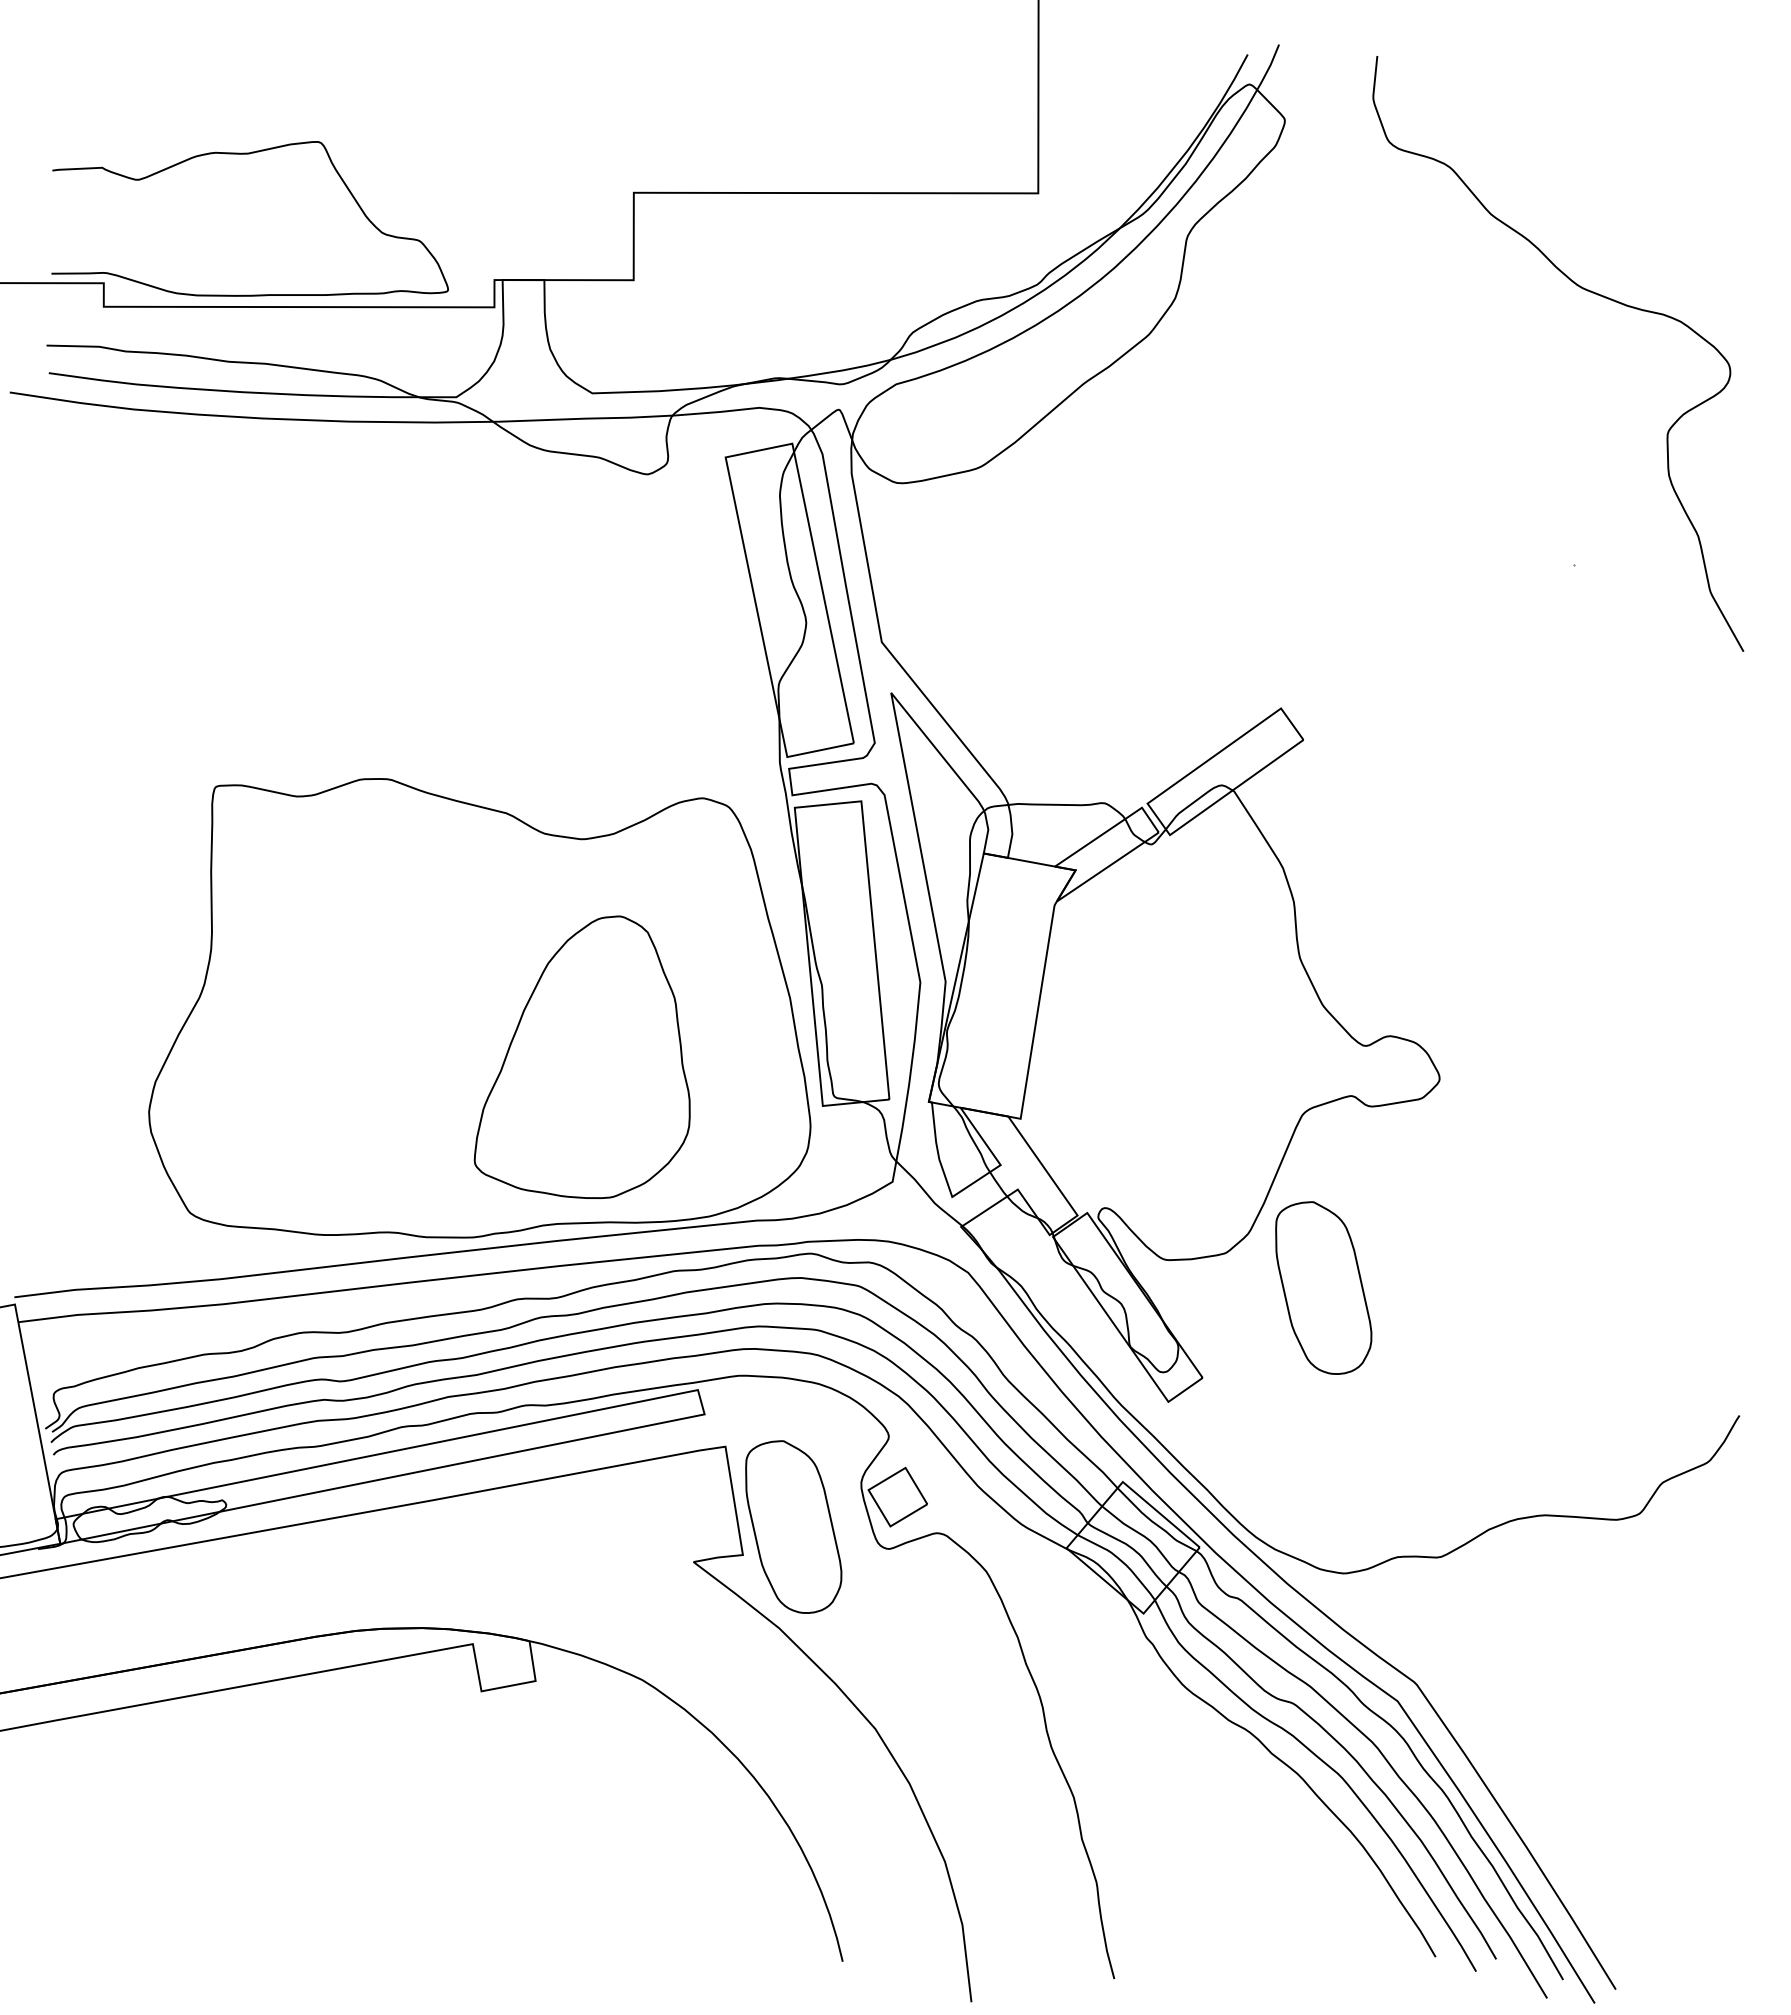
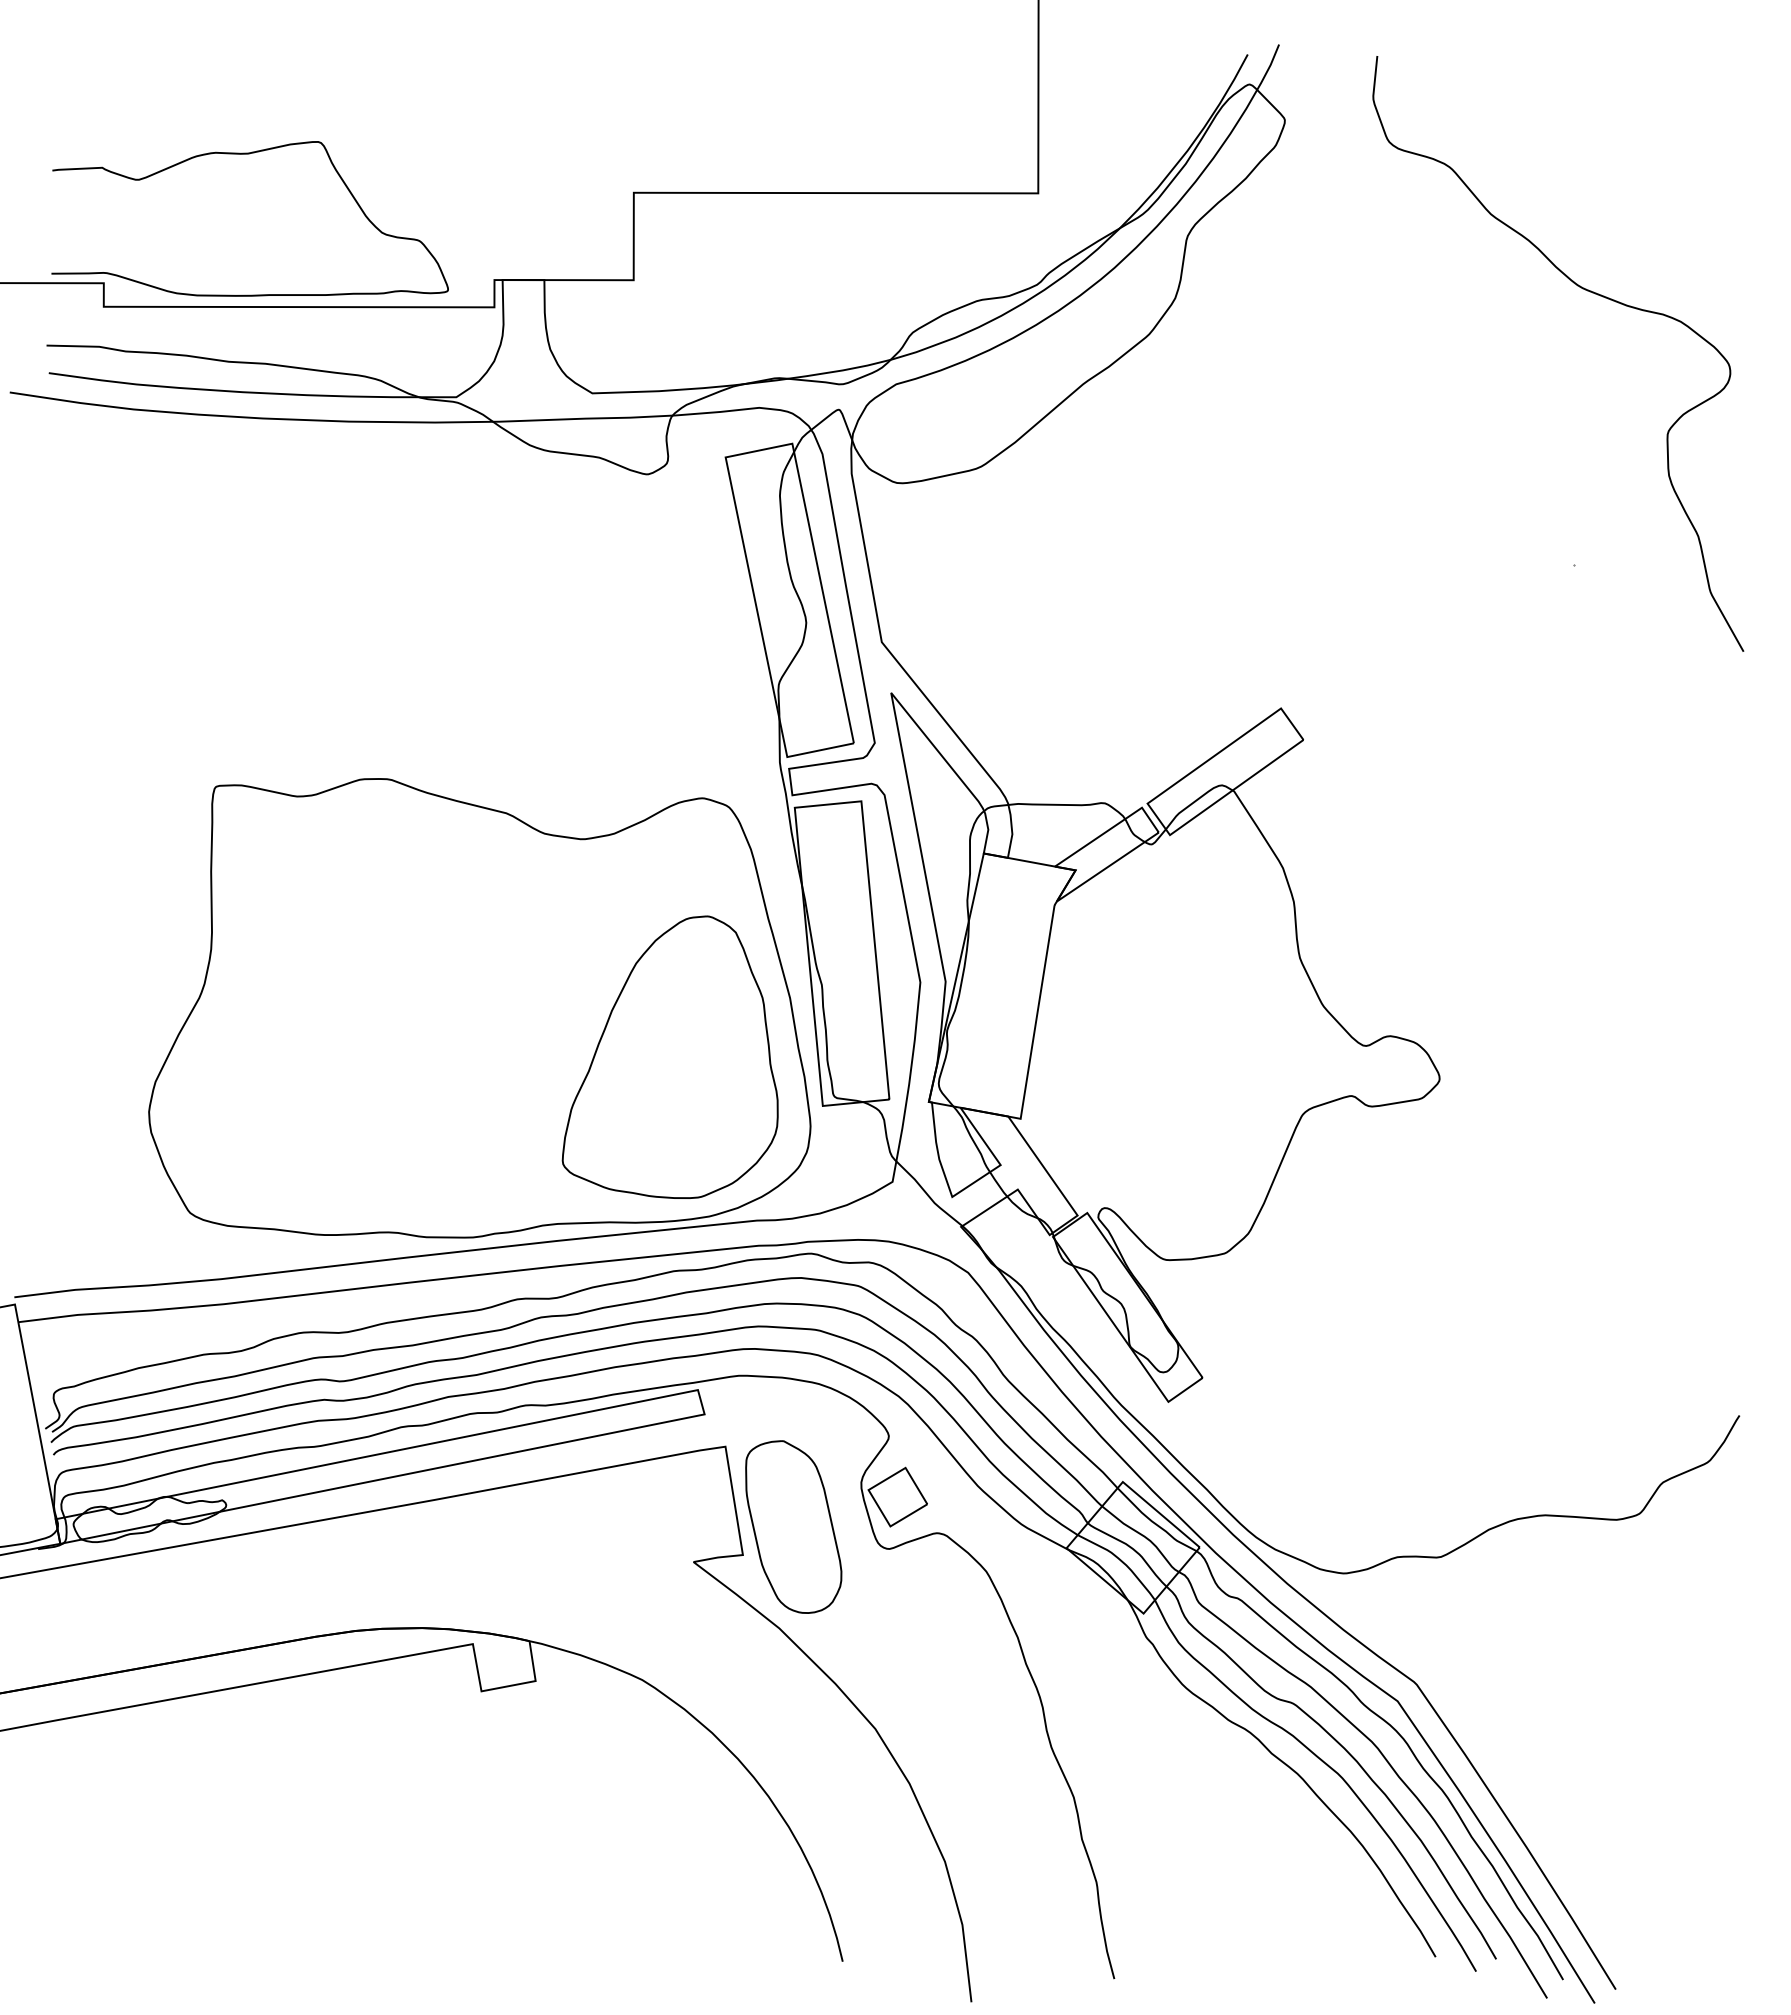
part position: (581, 1056) -> (669, 1056) (669, 1056)
part: present -> none (1323, 1287)
